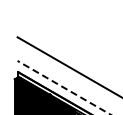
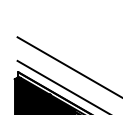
line: dashed -> solid (64, 87)
